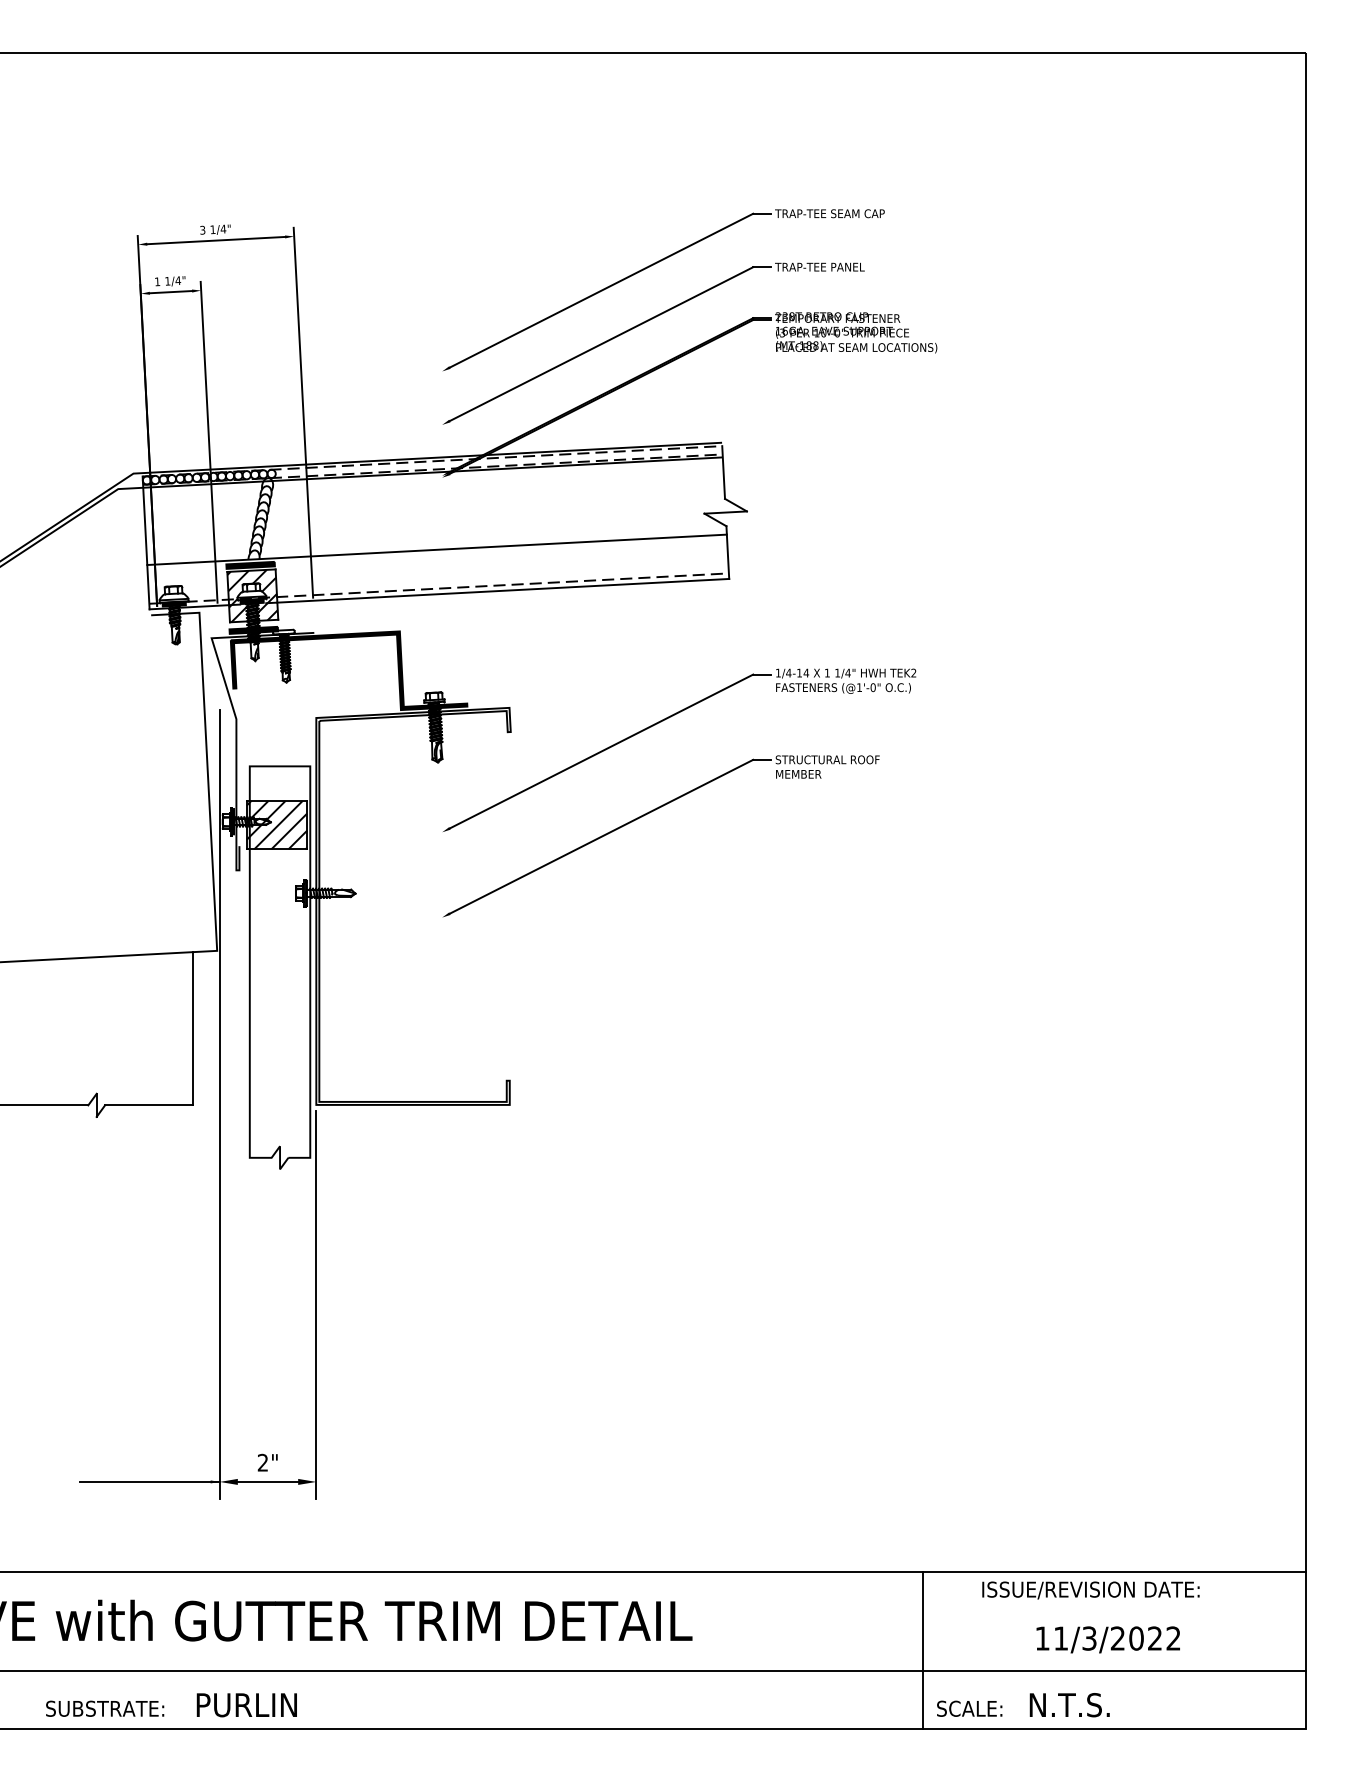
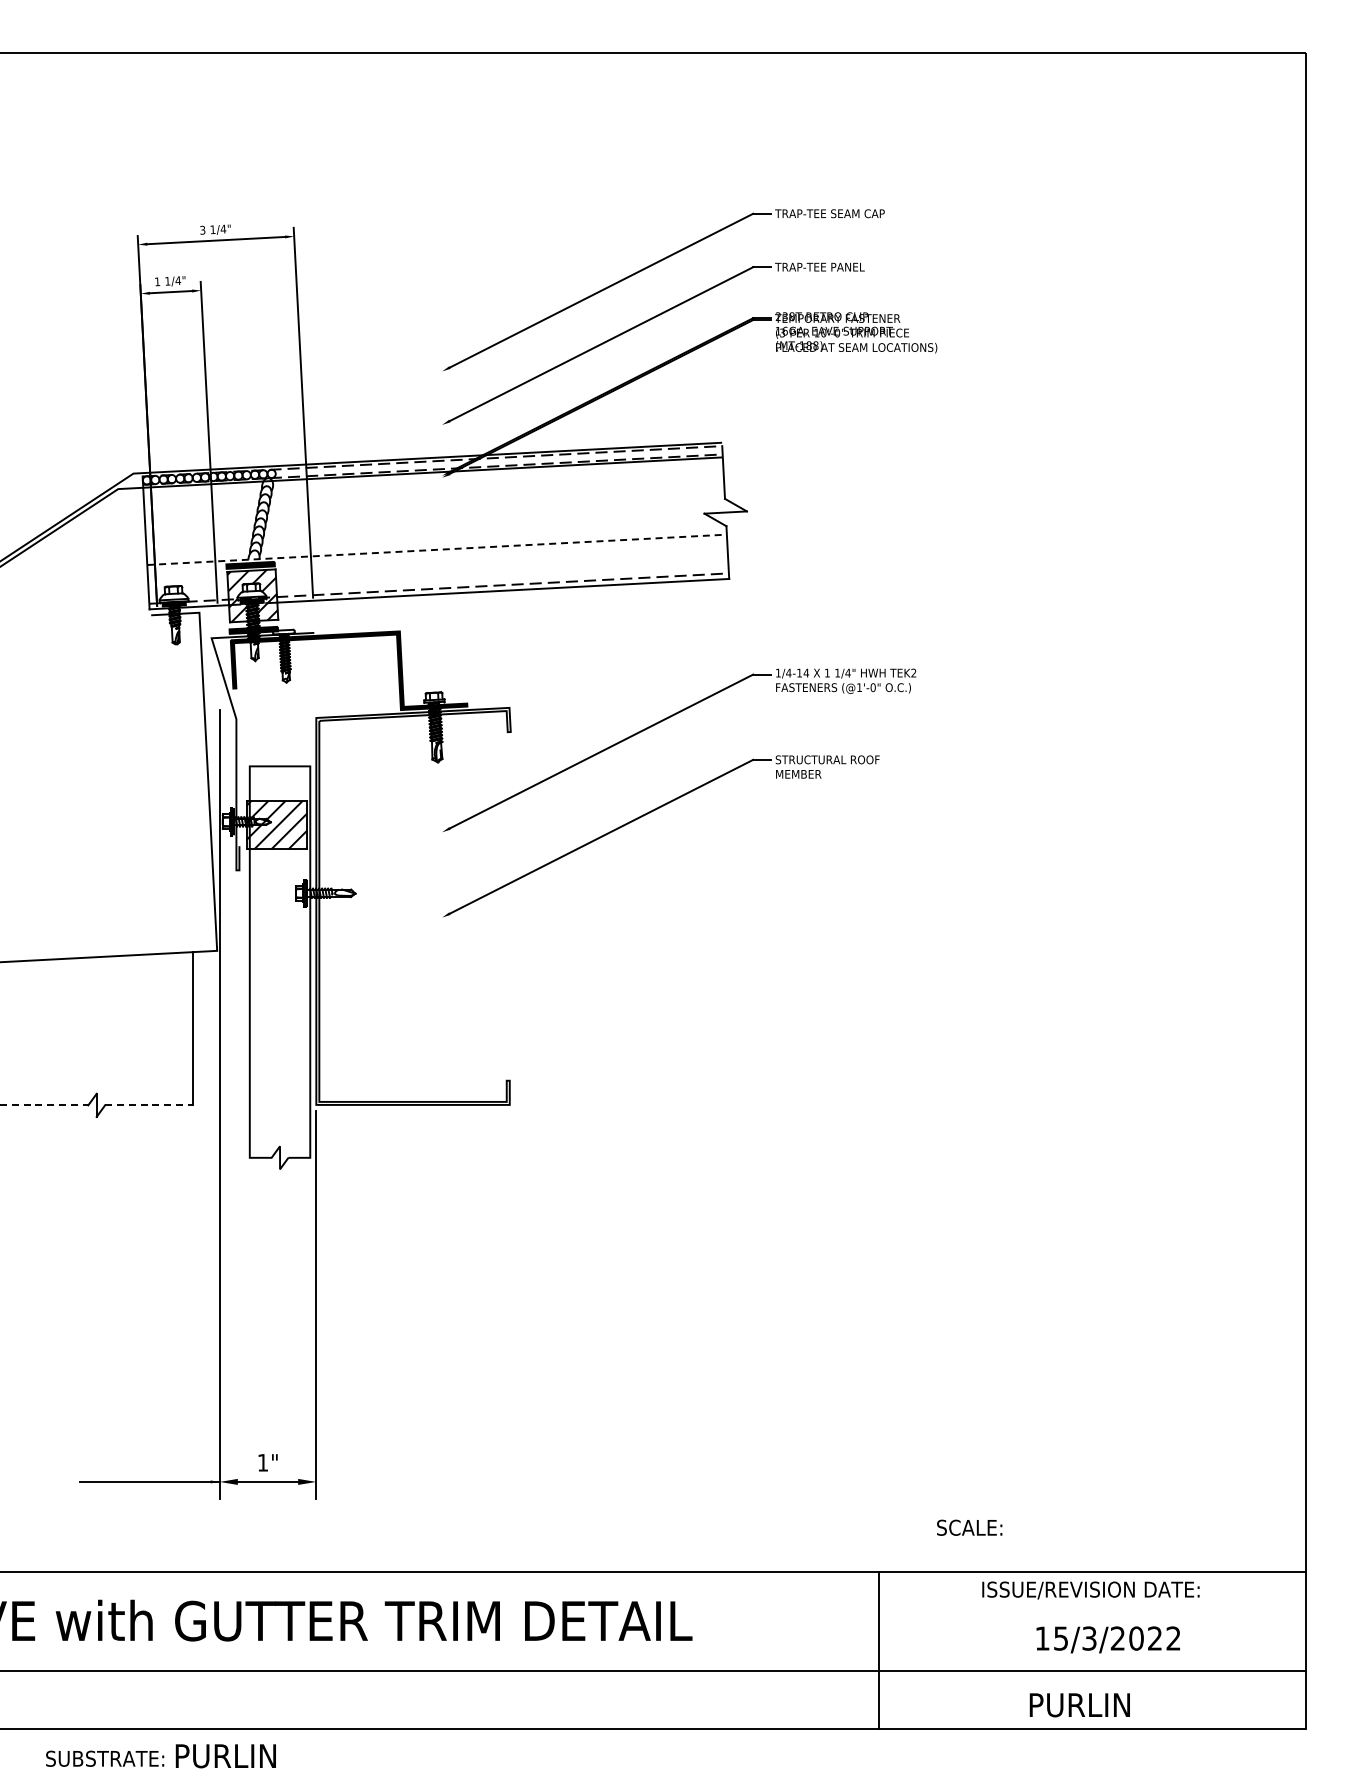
line: solid -> dashed (437, 549)
line: solid -> dashed (44, 1105)
line: solid -> dashed (149, 1105)
text: 2" -> 1" (262, 1462)
text: 11/3/2022 -> 15/3/2022 (1060, 1638)
line position: (923, 1649) -> (879, 1649) (879, 1649)
text position: (246, 1705) -> (225, 1756) (225, 1756)
text: N.T.S. -> PURLIN (1080, 1705)
text position: (105, 1708) -> (105, 1758) (105, 1758)
text position: (969, 1708) -> (969, 1527) (969, 1527)
